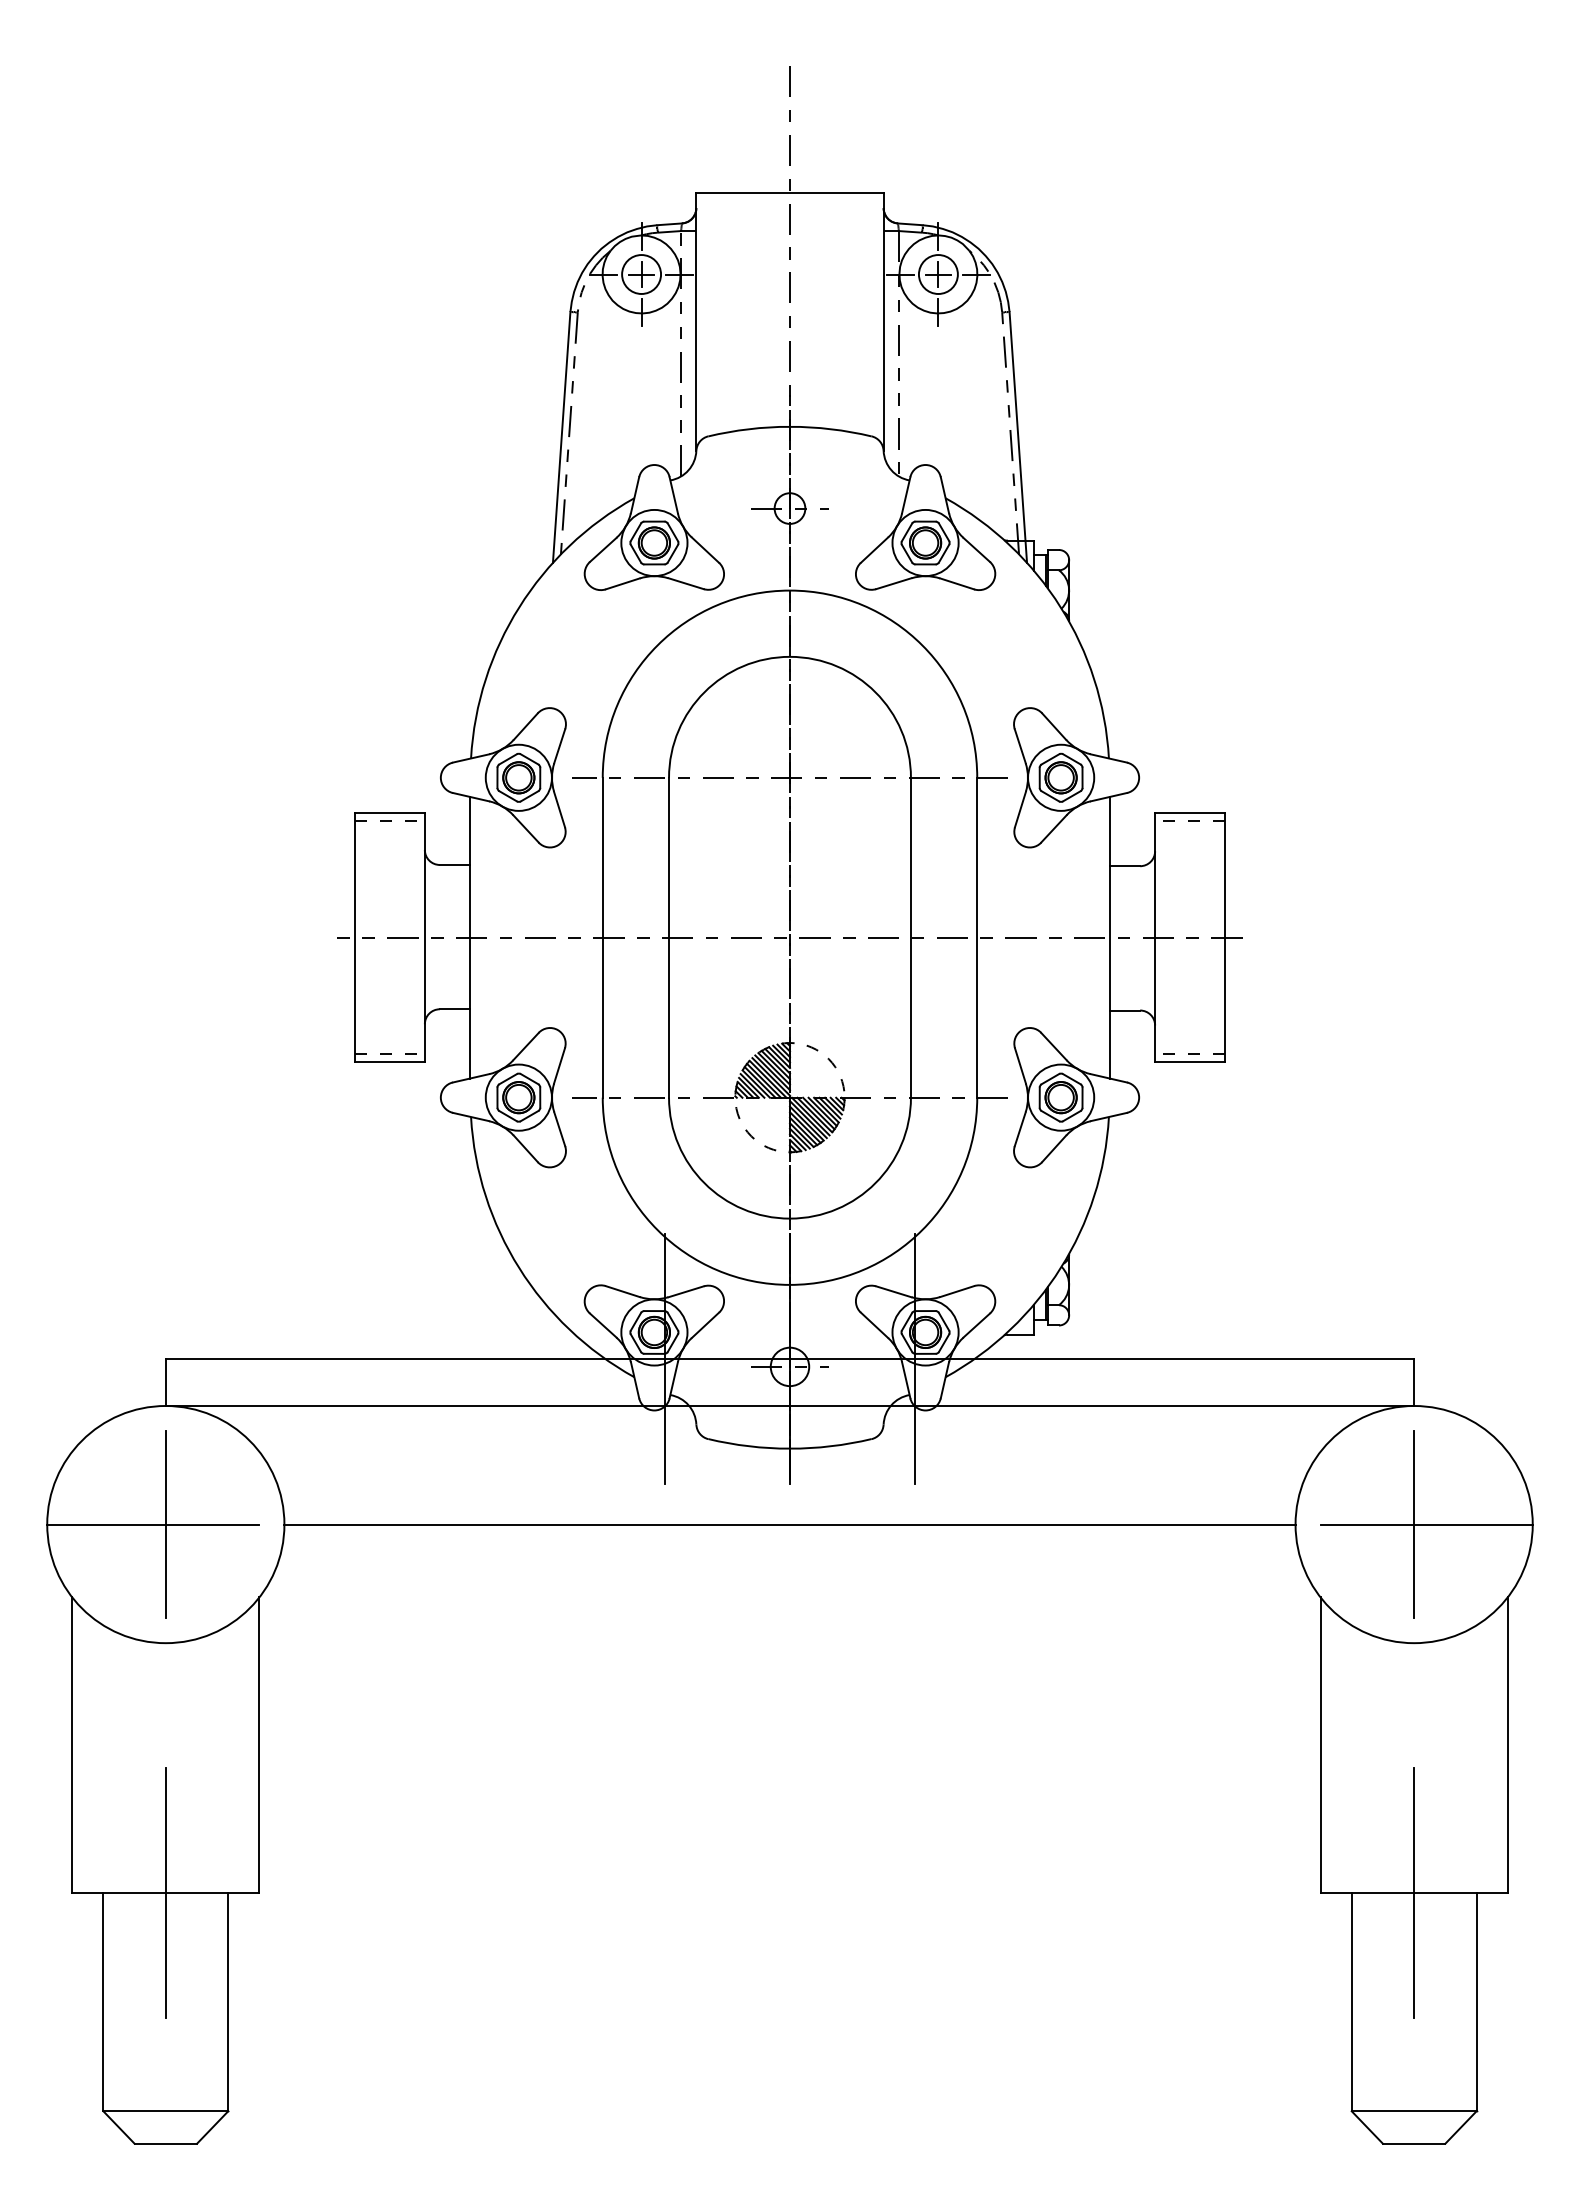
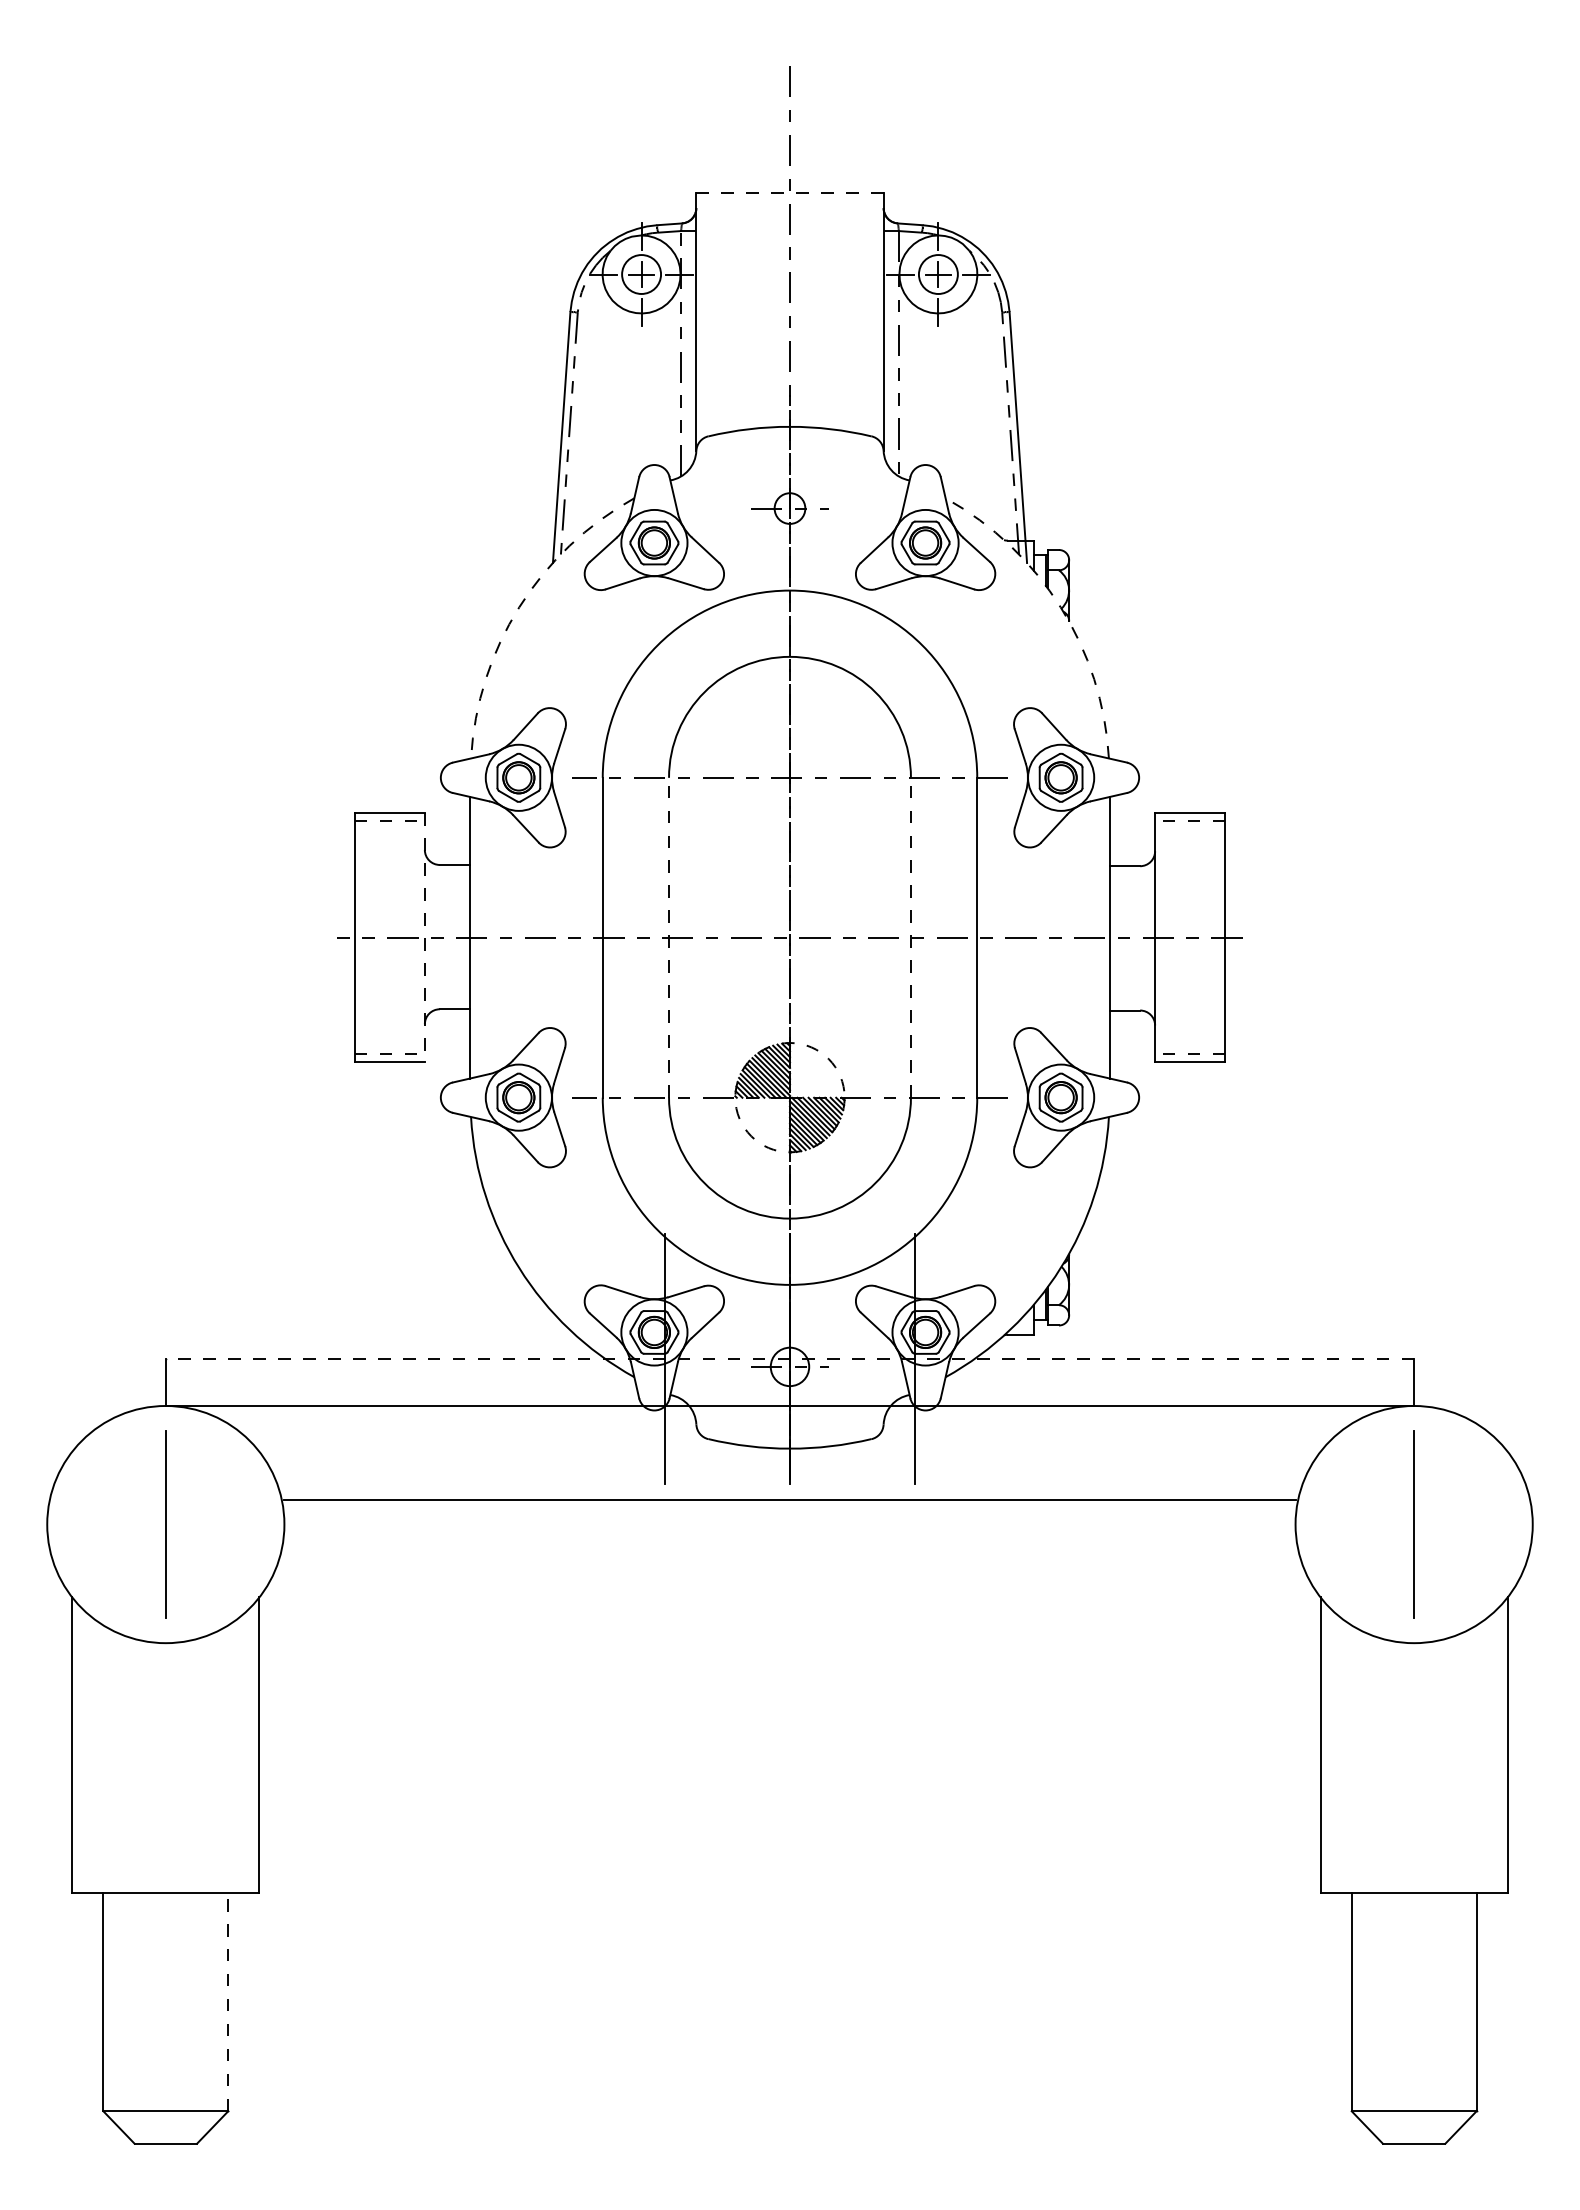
line: solid -> dashed (789, 193)
arc: solid -> dashed (519, 607)
arc: solid -> dashed (1060, 607)
line: solid -> dashed (669, 937)
line: solid -> dashed (910, 937)
line: solid -> dashed (425, 938)
line: solid -> dashed (789, 1359)
line: present -> none (153, 1524)
line position: (789, 1524) -> (789, 1499) (789, 1499)
line: present -> none (1426, 1524)
line: present -> none (165, 1892)
line: present -> none (1414, 1892)
line: solid -> dashed (228, 2001)
